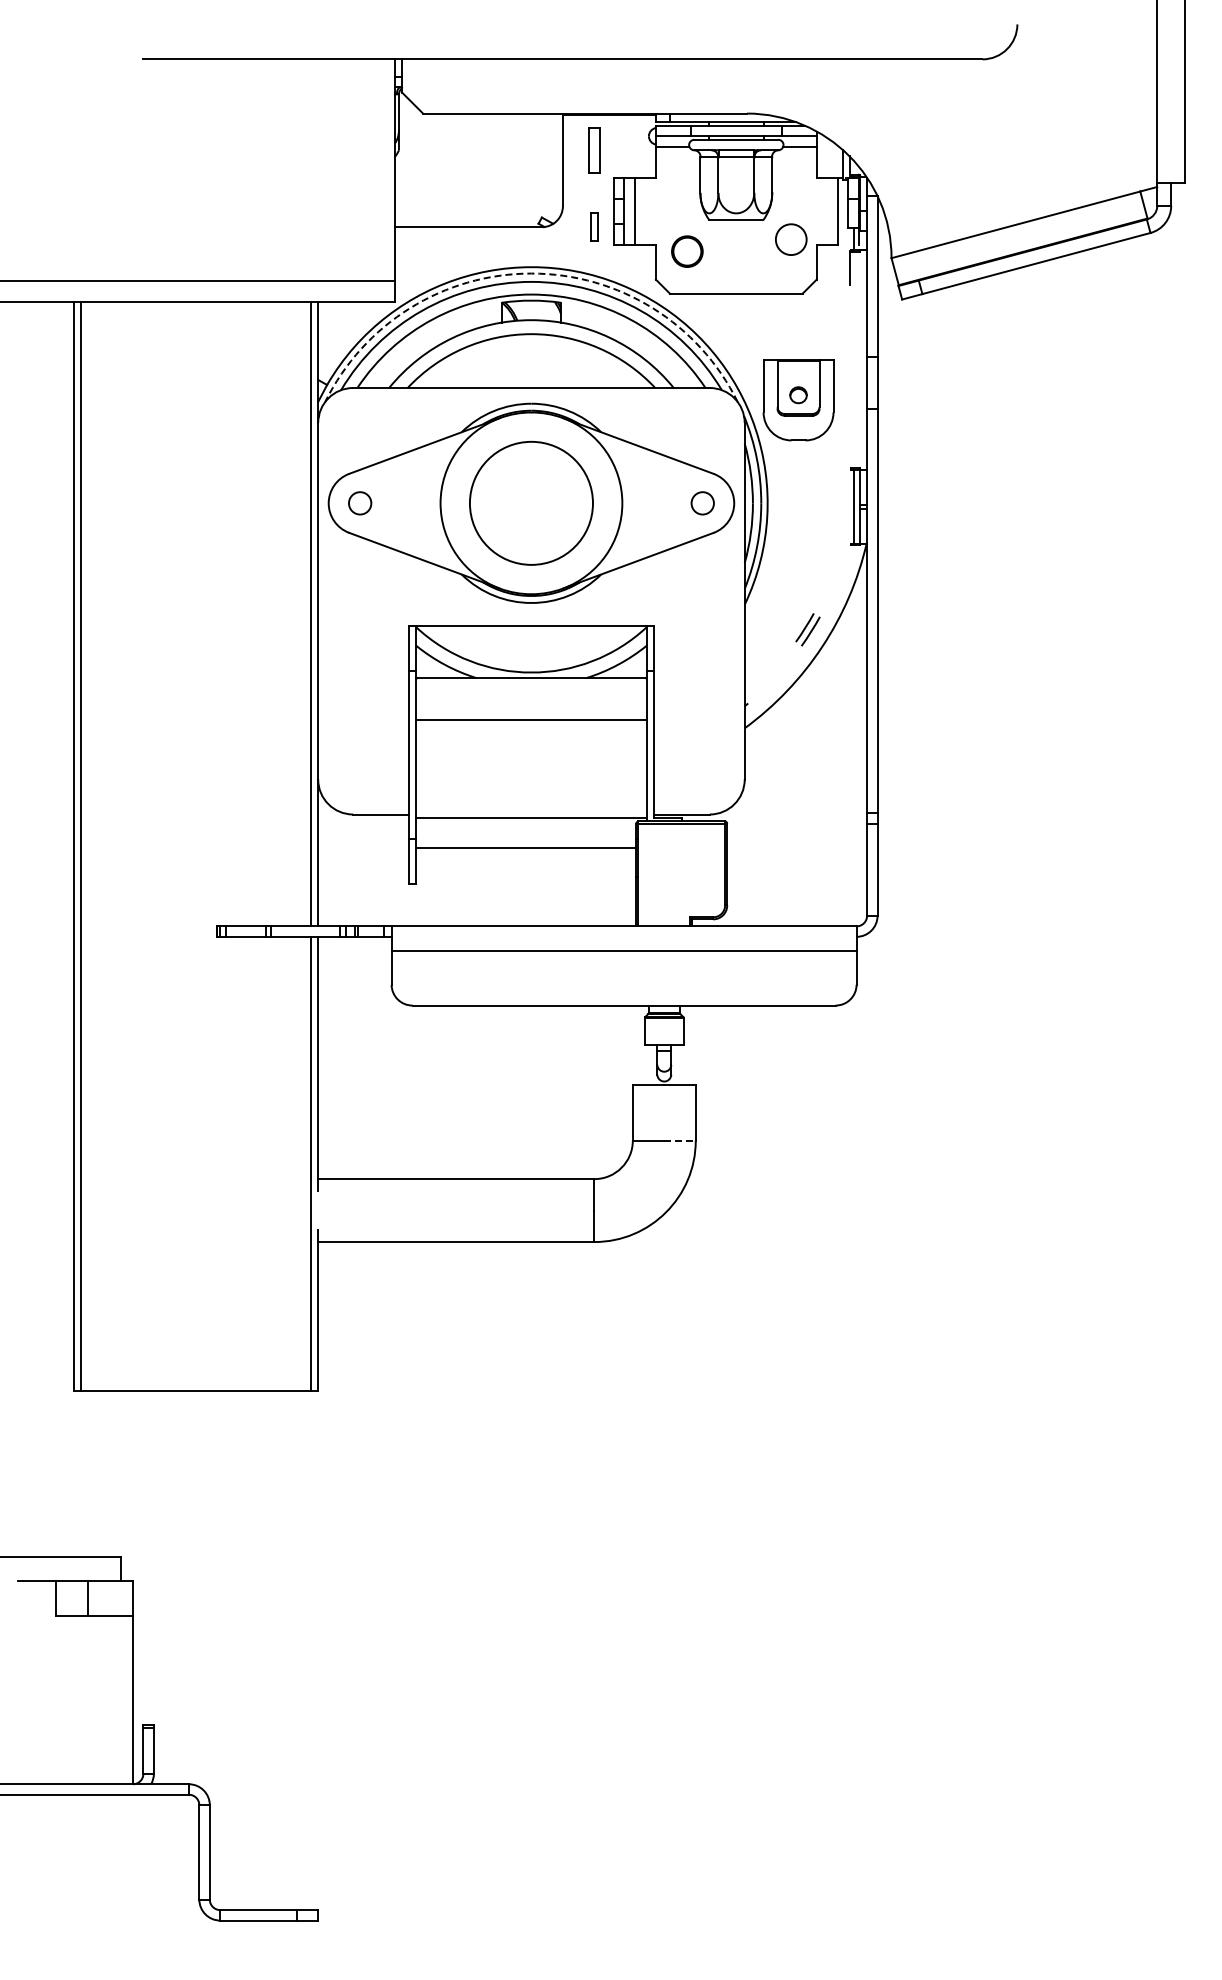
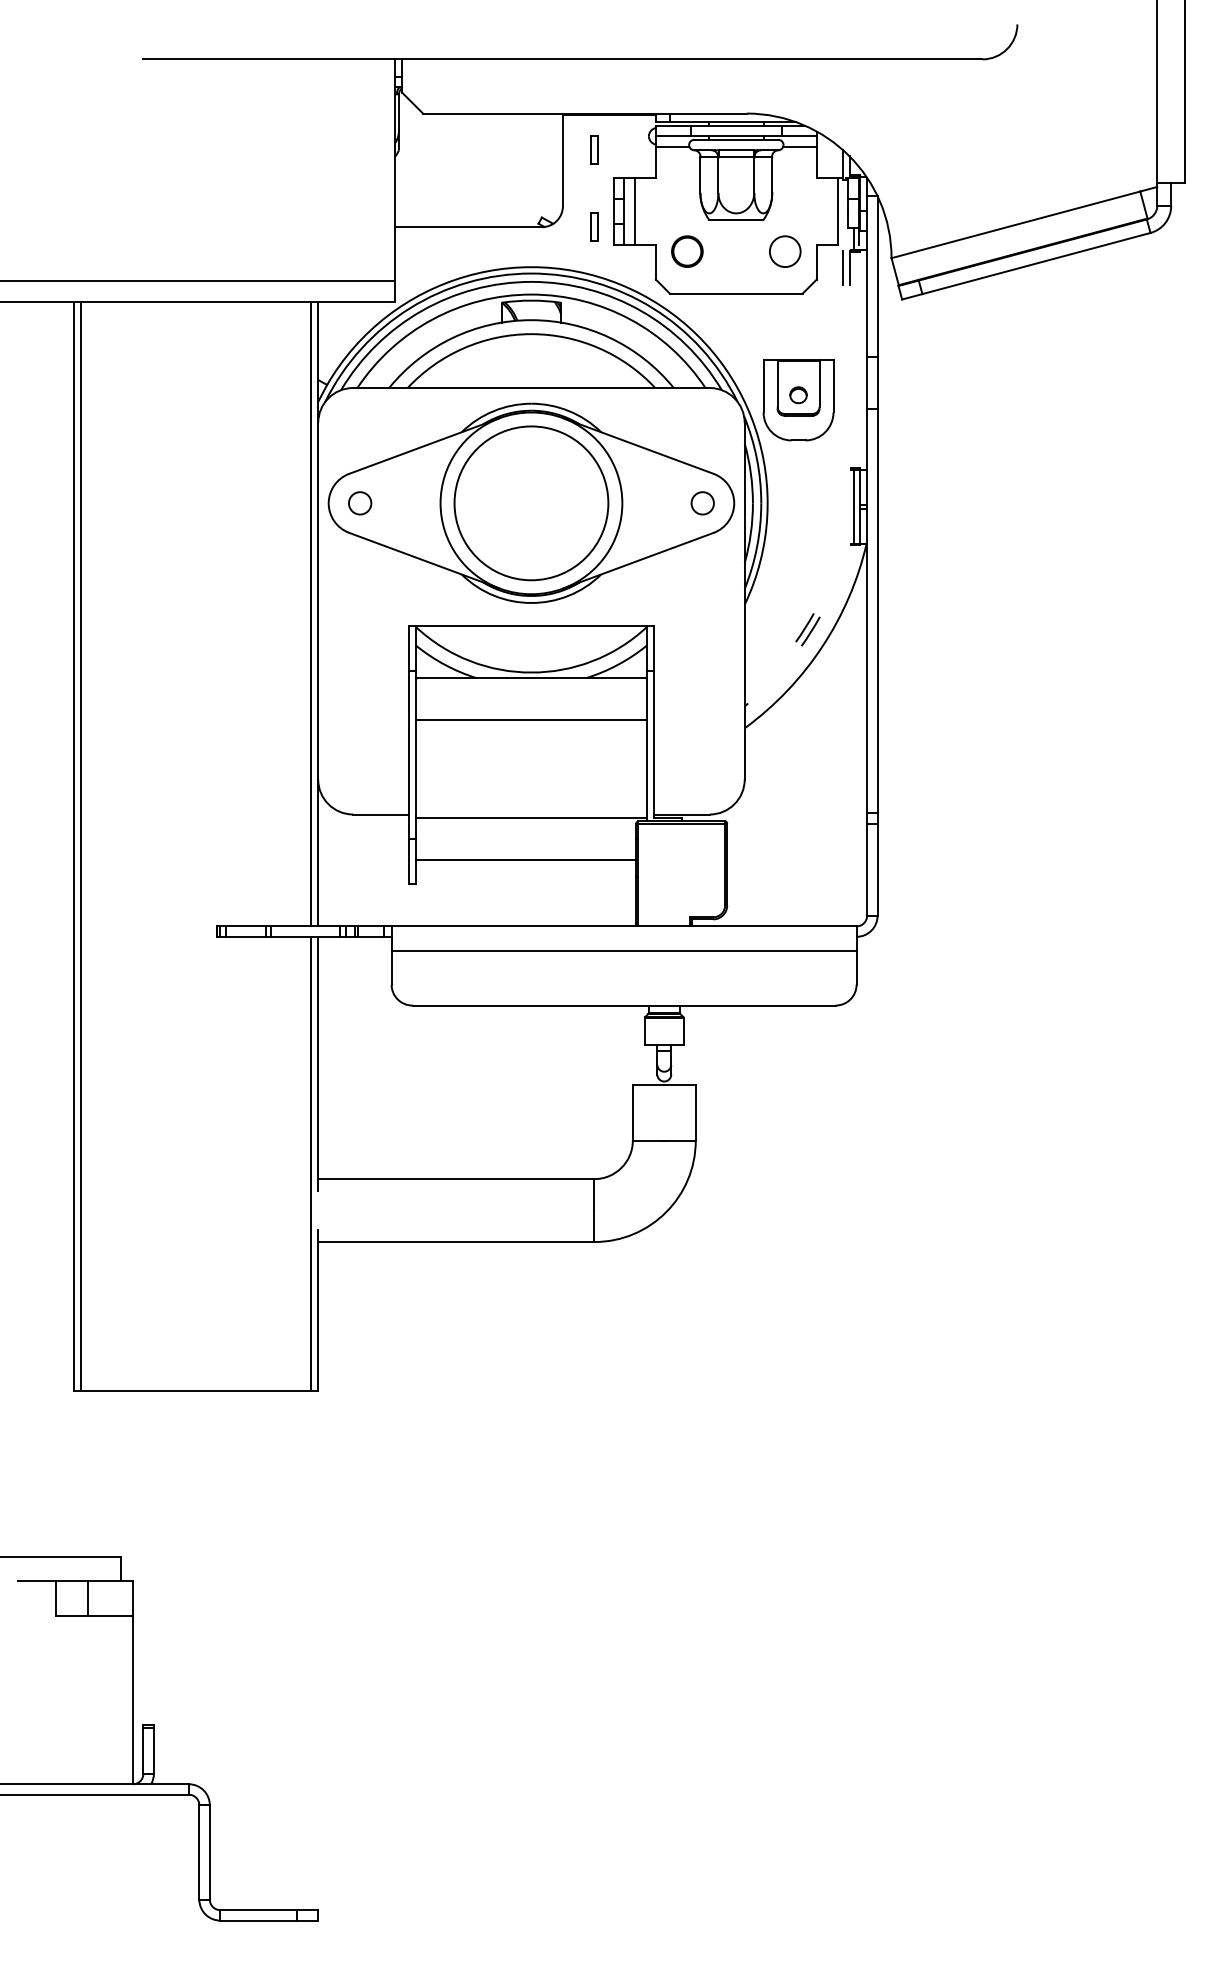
part size: 13x47 px -> 9x30 px (594, 149)
circle position: (791, 239) -> (785, 251) (785, 251)
line: none -> present (842, 267)
arc: dashed -> solid (531, 273)
circle diameter: 123 px -> 154 px (531, 503)
line position: (526, 847) -> (526, 859) (526, 859)
line: dashed -> solid (680, 1140)
